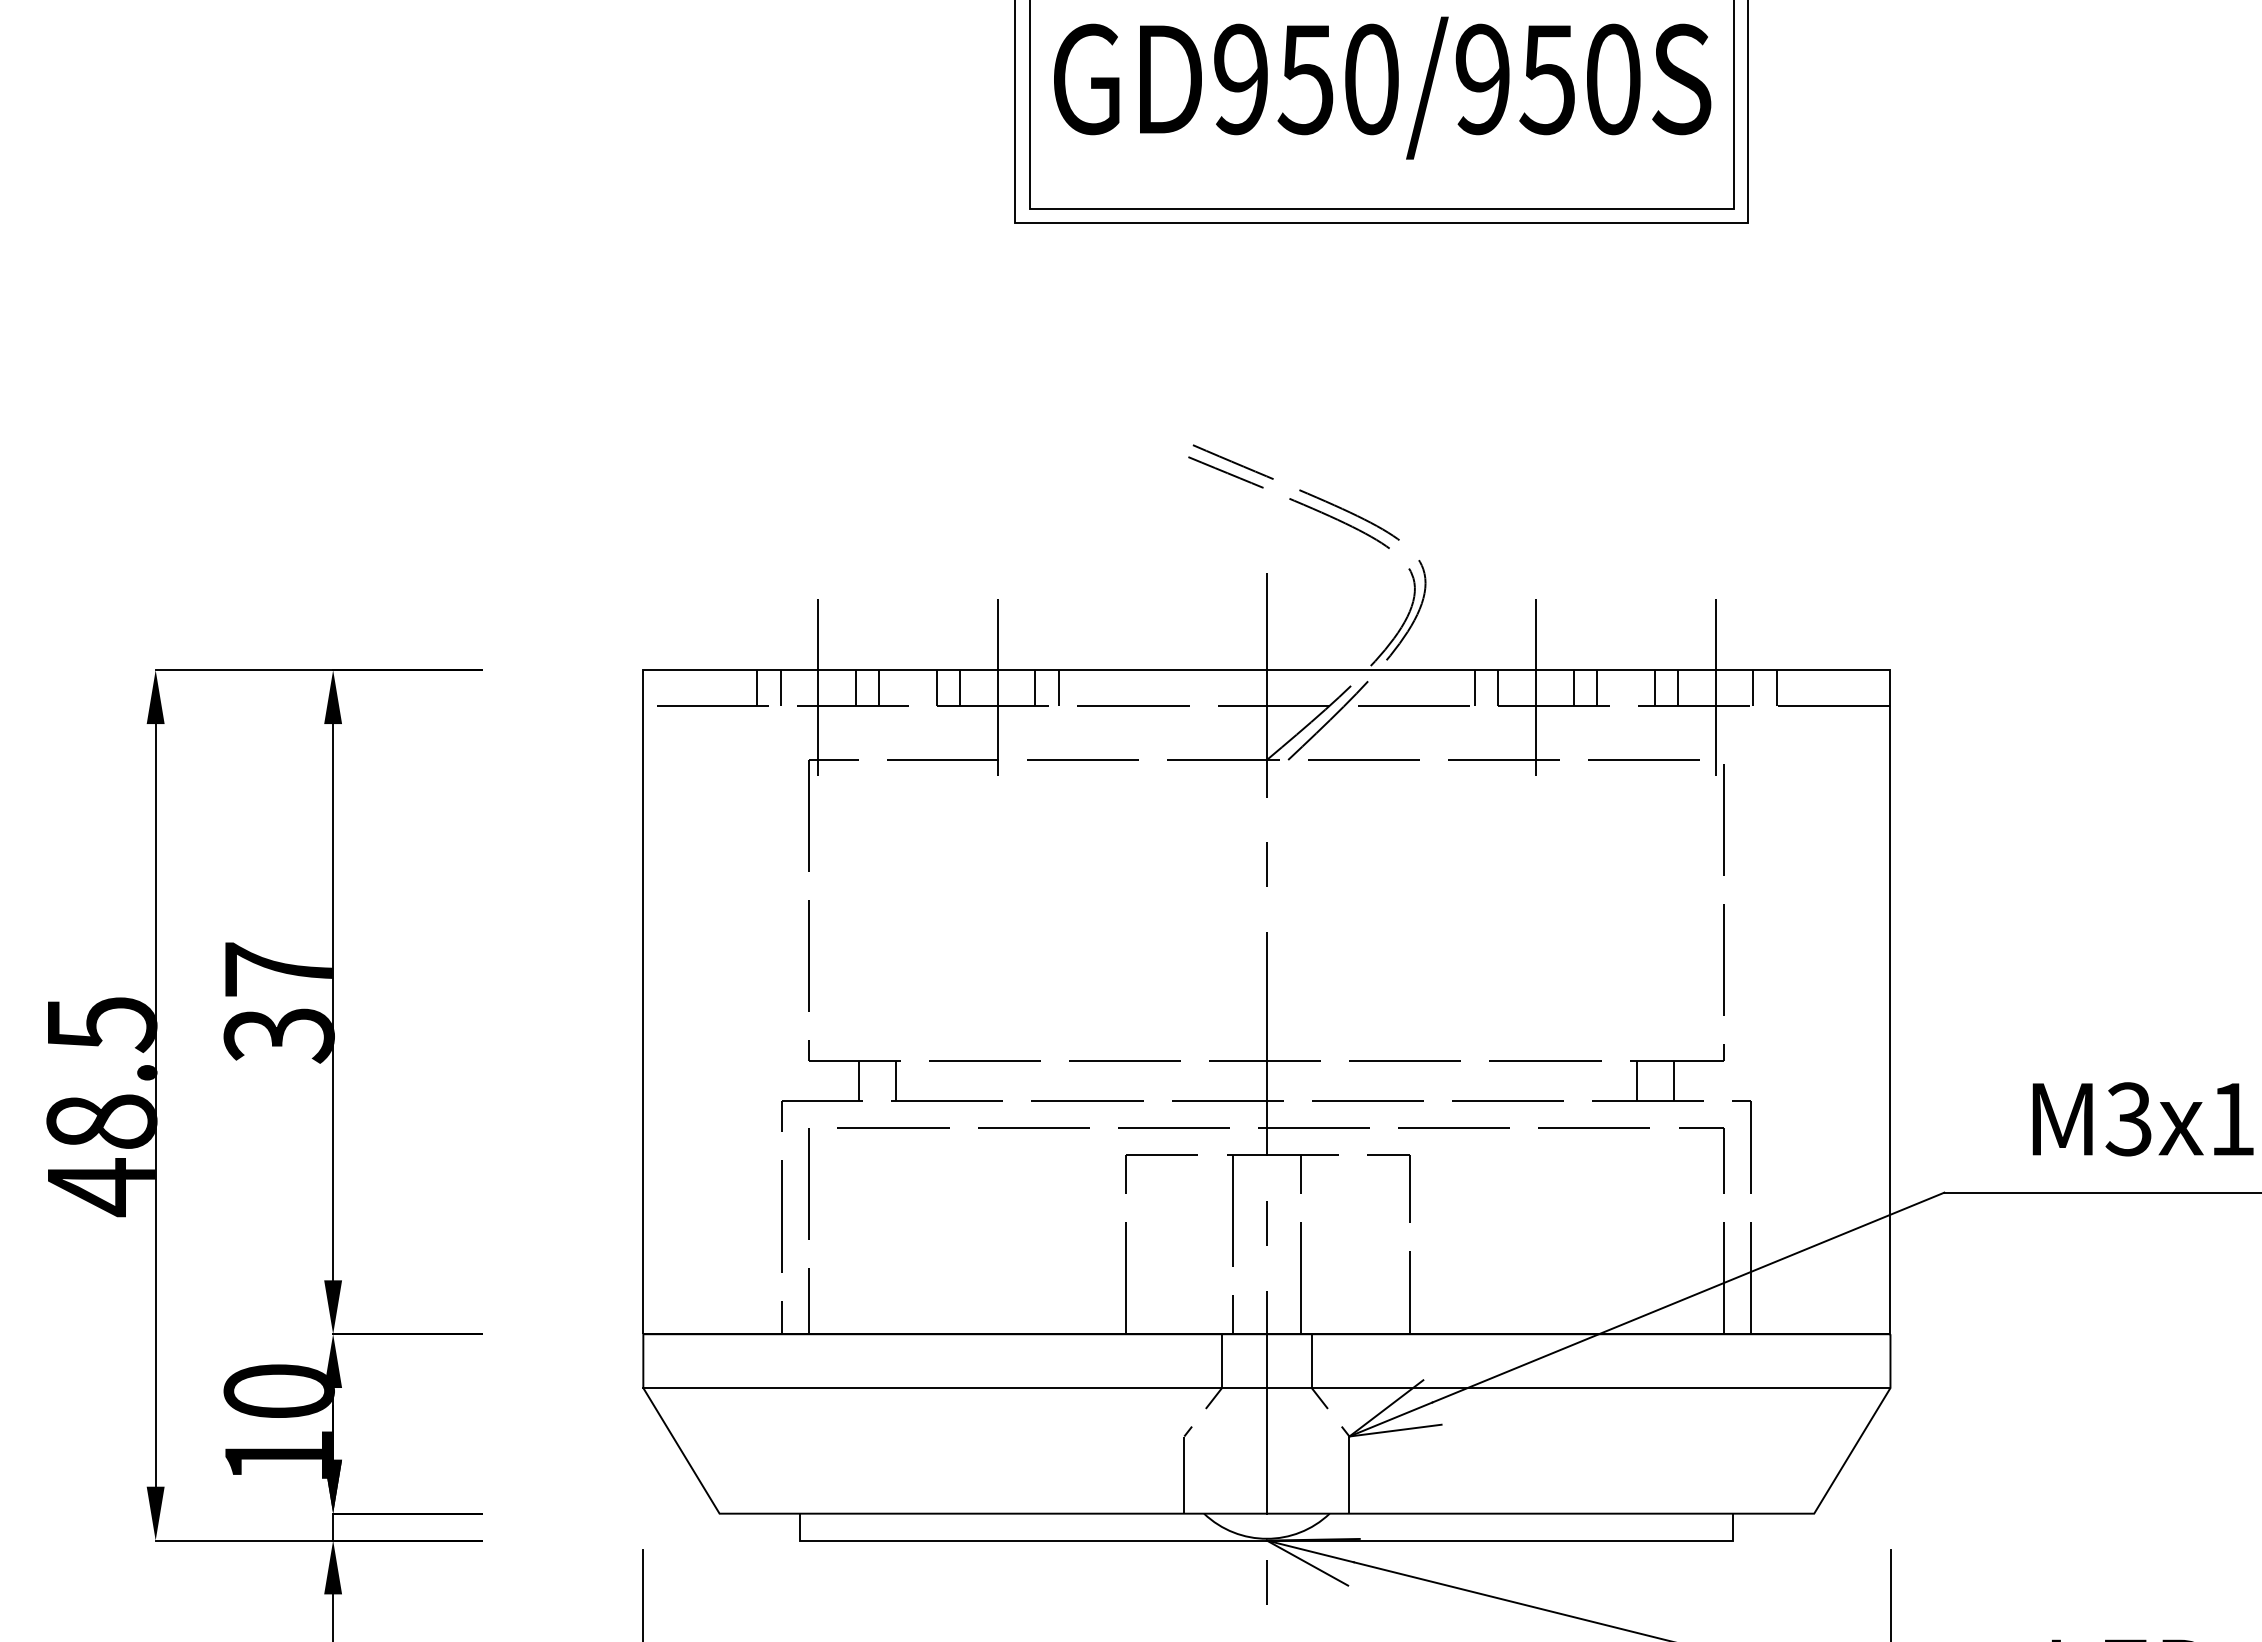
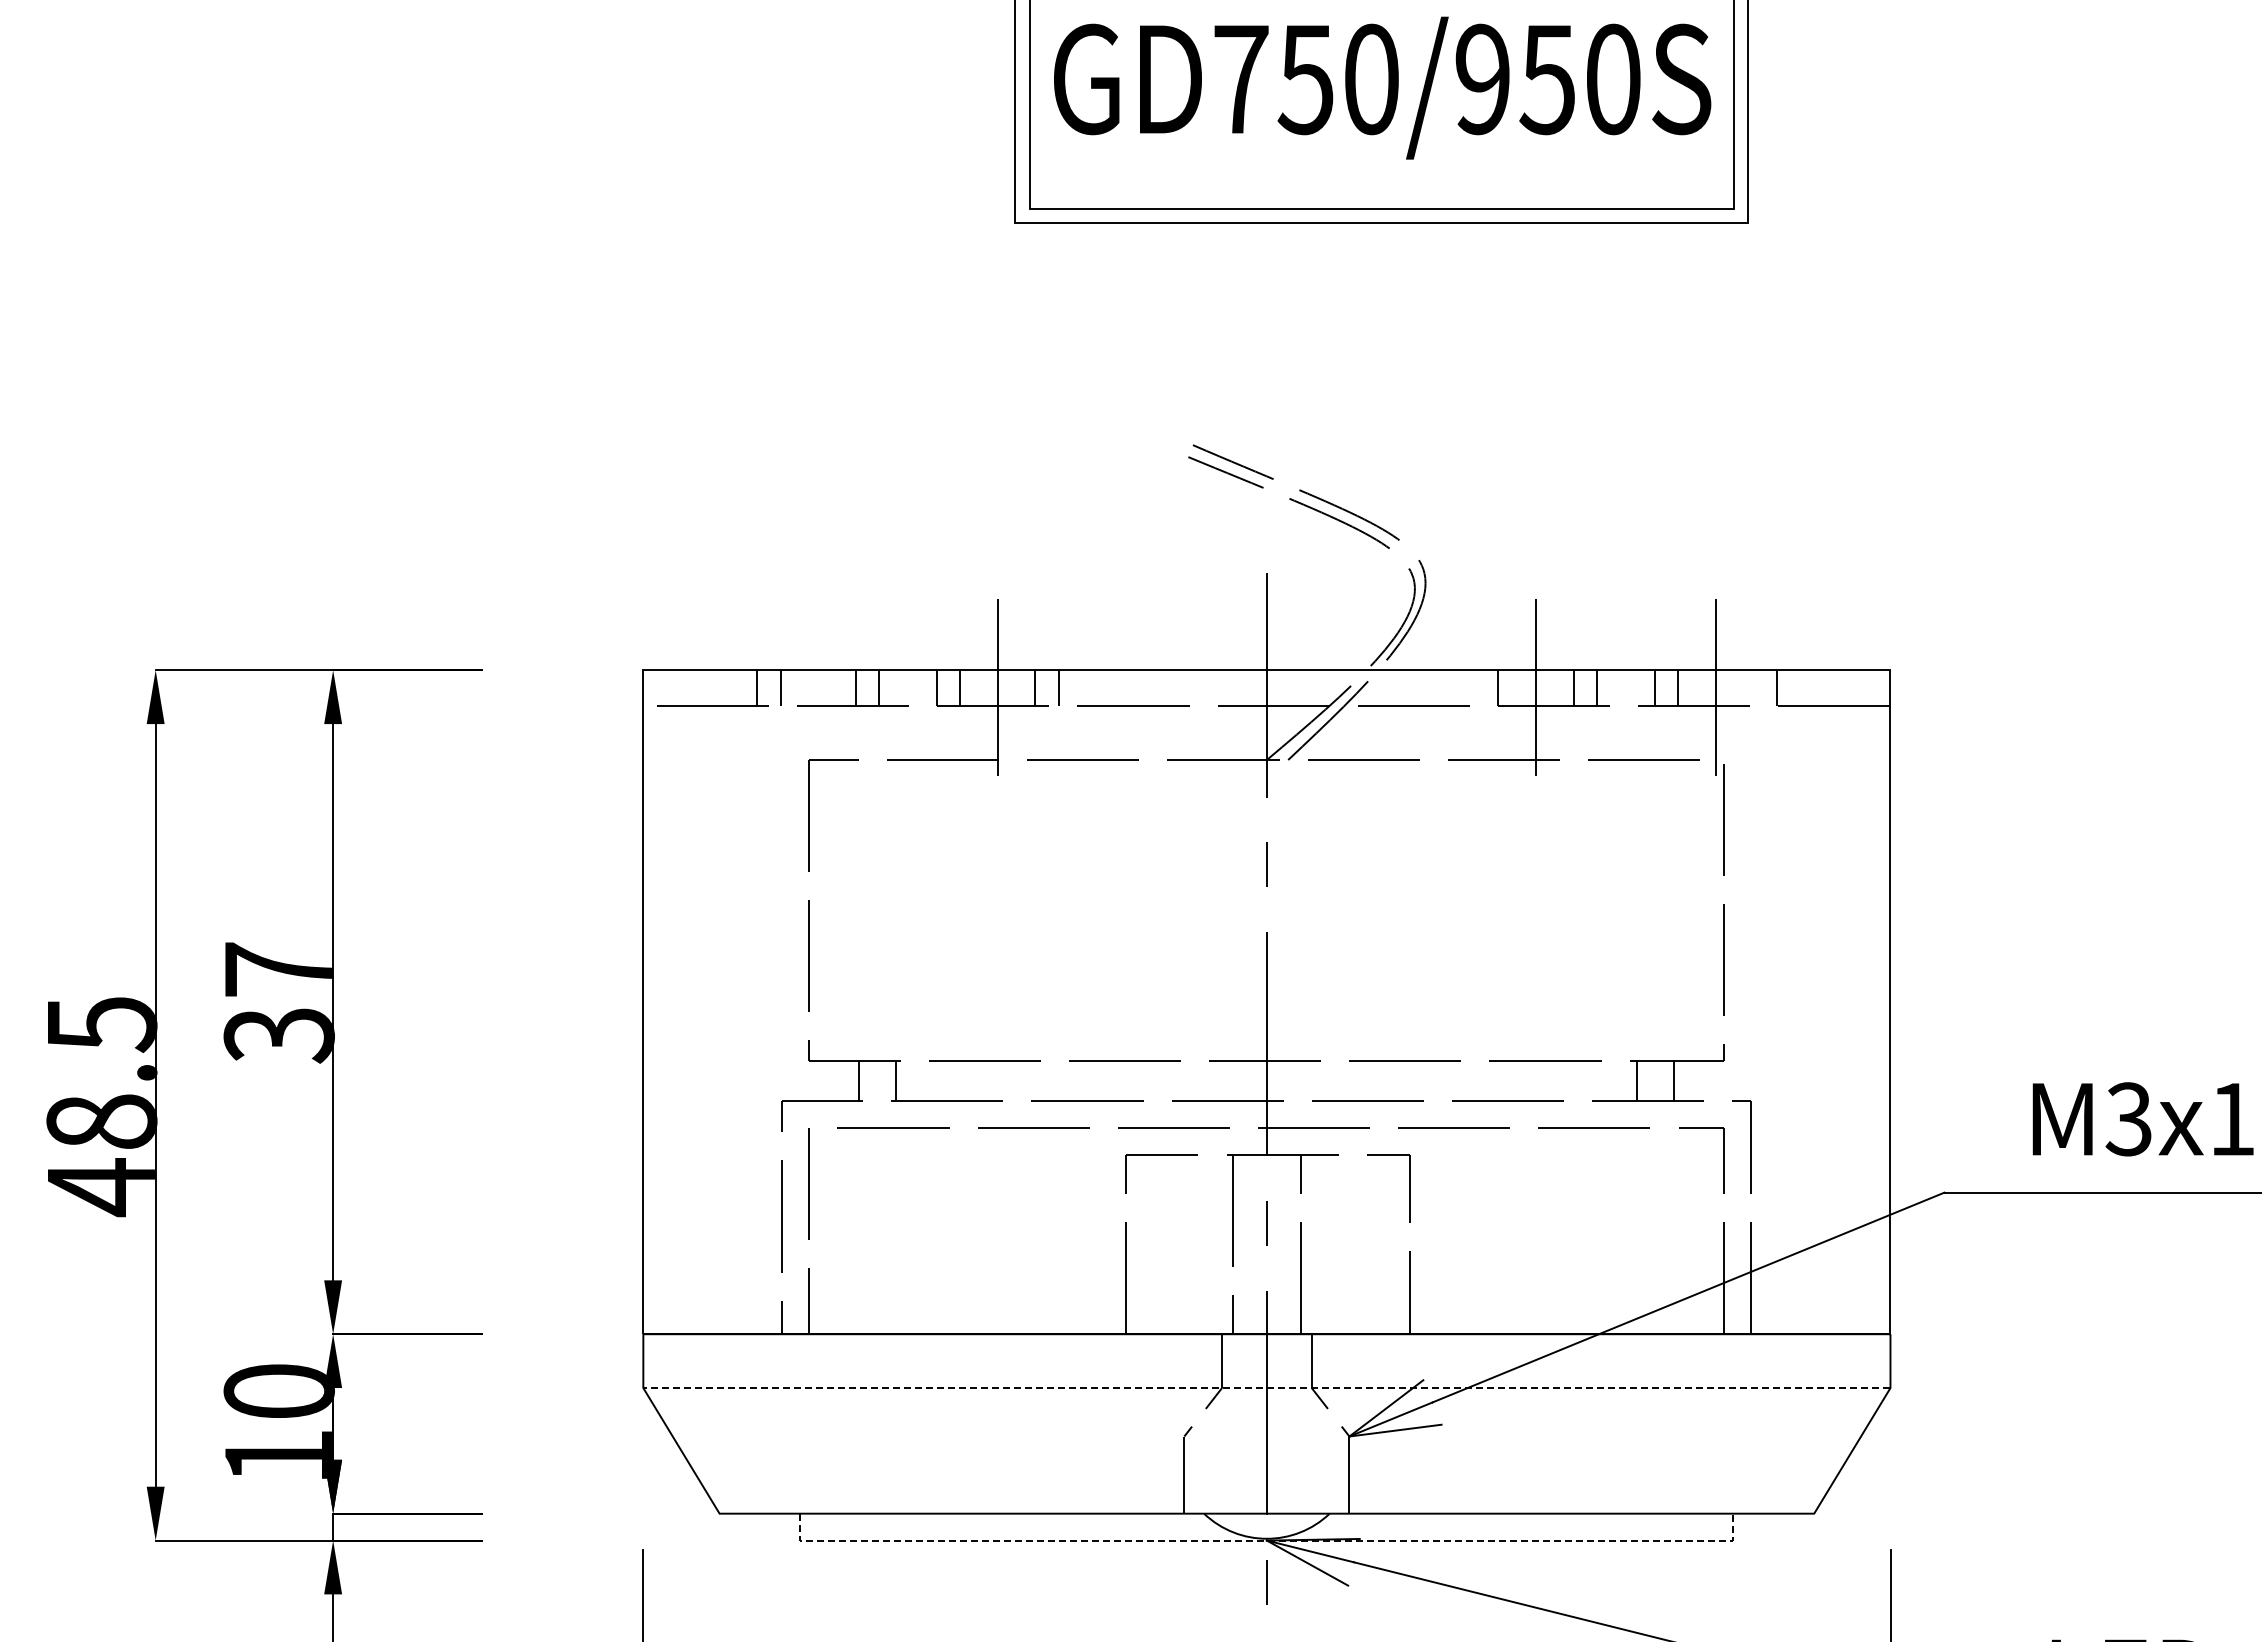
text: GD950/950S -> GD750/950S (1241, 79)
line: present -> none (818, 687)
line: present -> none (1475, 688)
line: present -> none (1753, 688)
line: solid -> dashed (1266, 1388)
line: solid -> dashed (1266, 1540)
